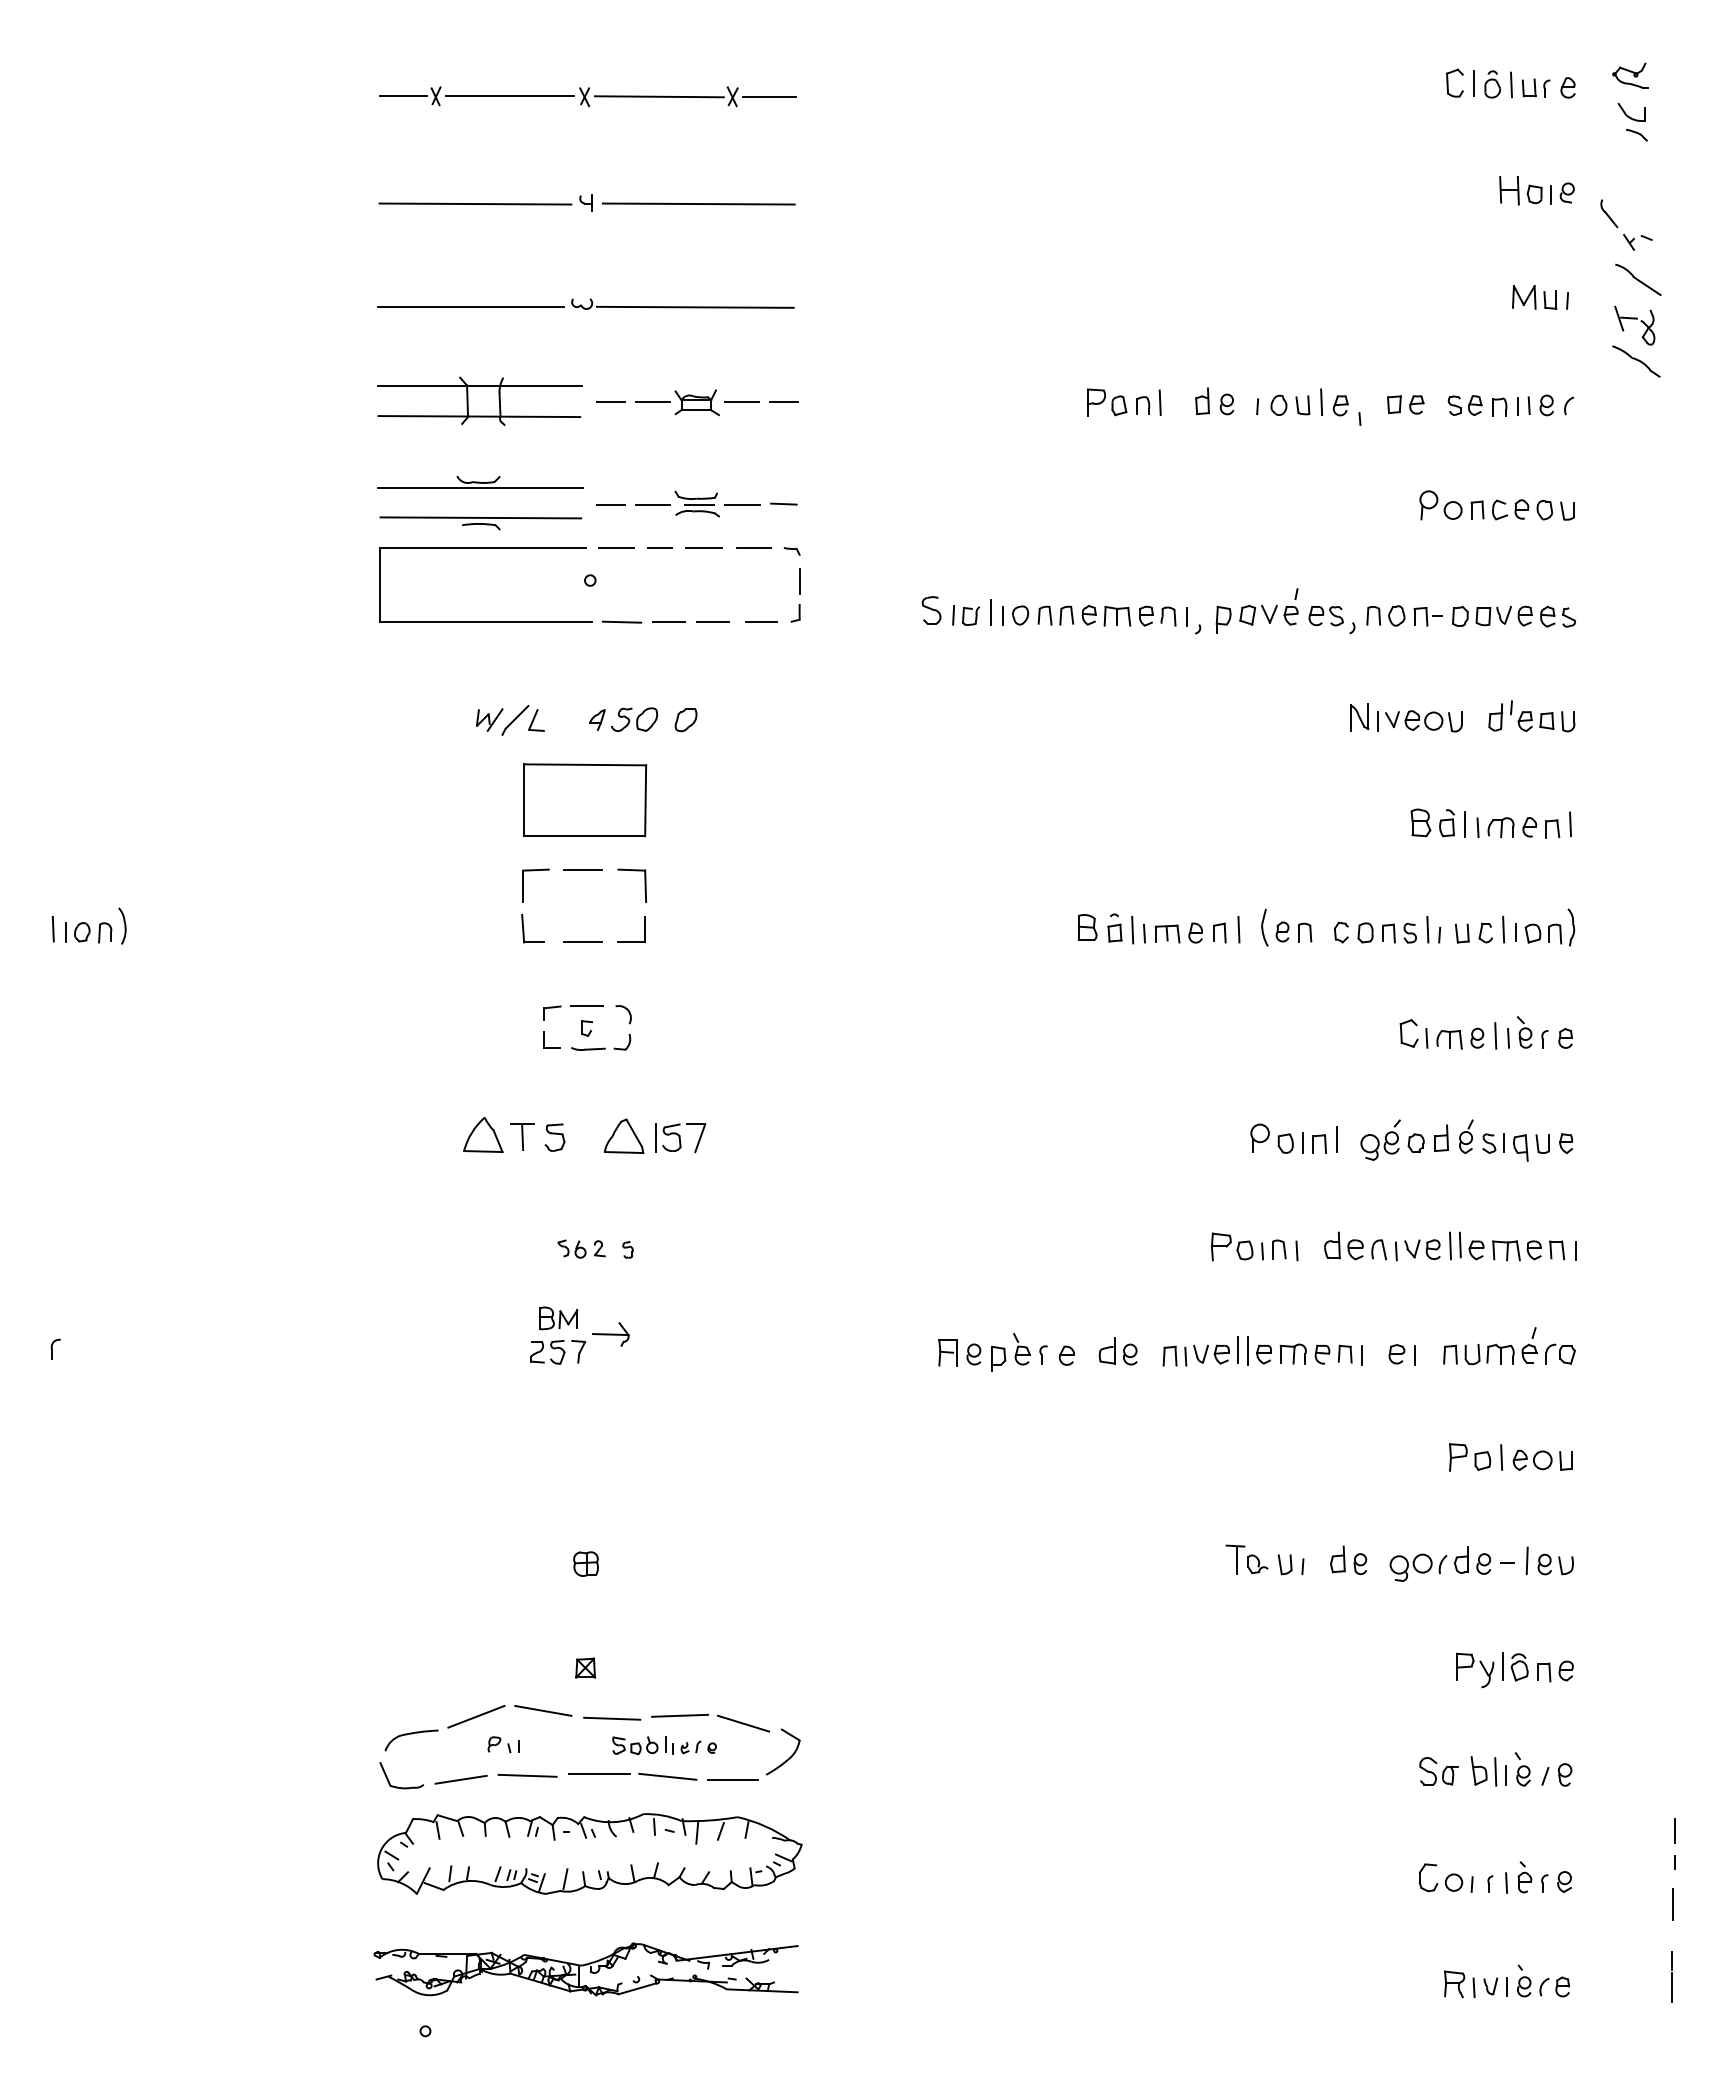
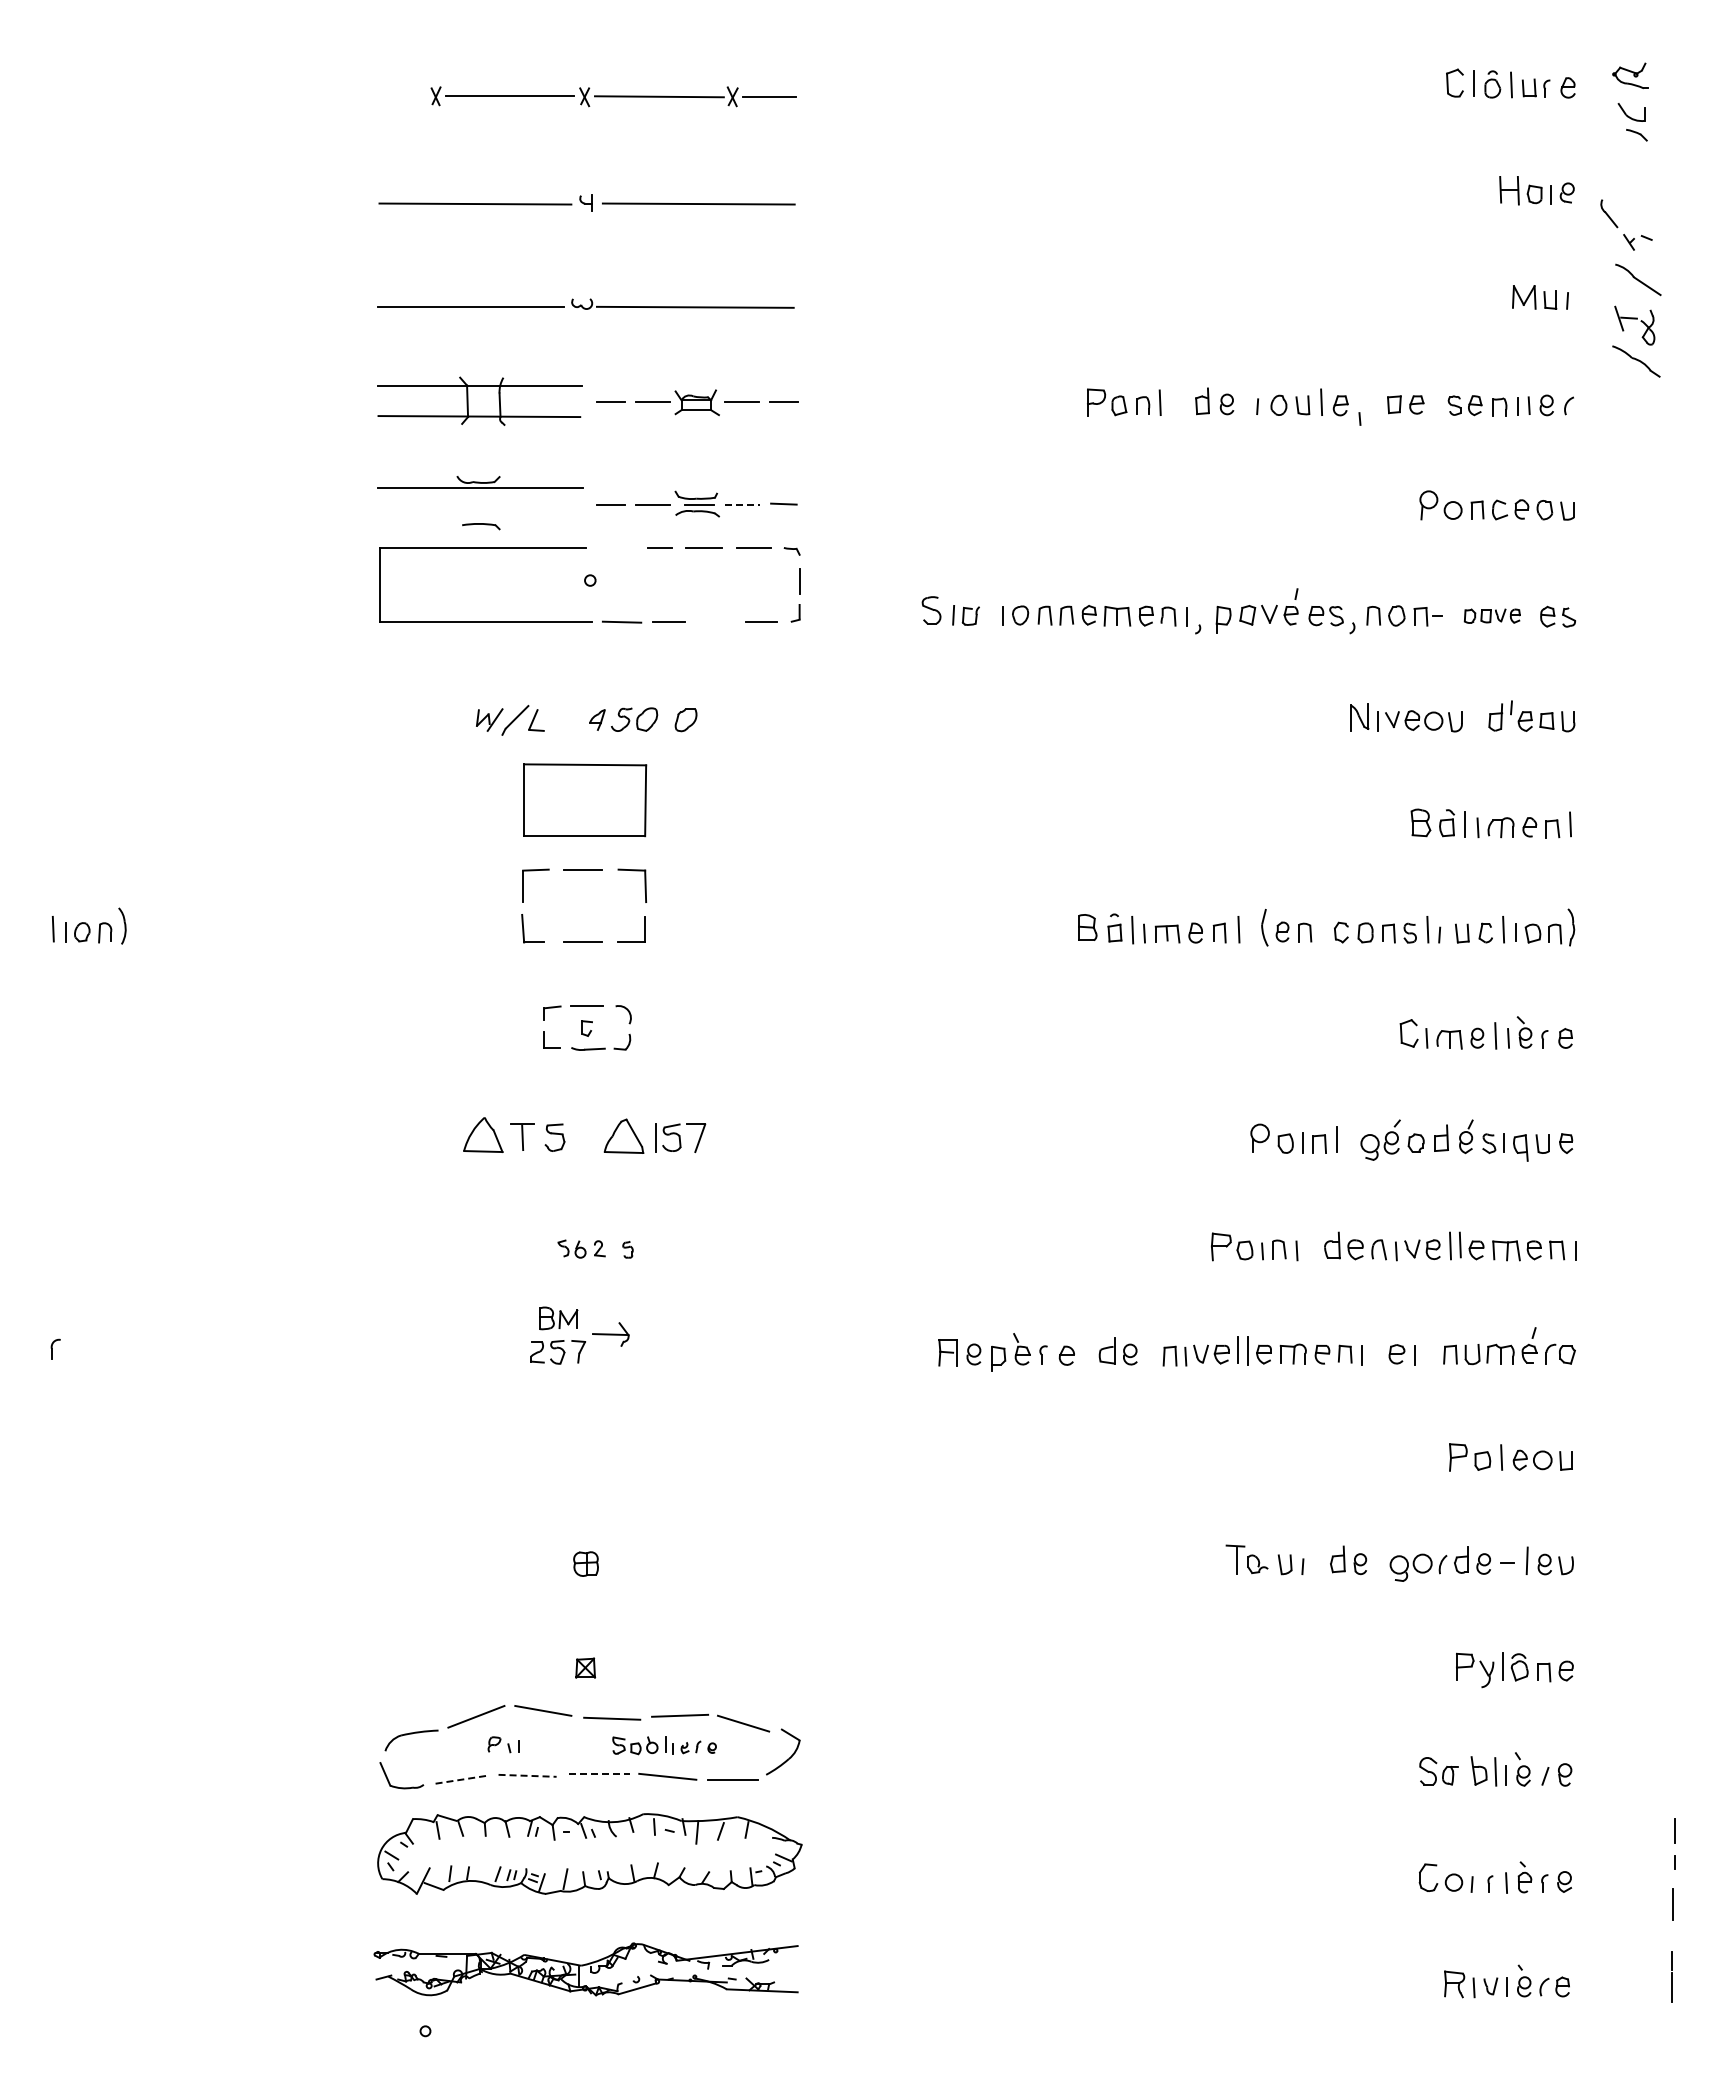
line: present -> none (402, 96)
line: solid -> dashed (742, 504)
line: present -> none (480, 517)
line: present -> none (616, 547)
line: present -> none (990, 612)
part size: 81x22 px -> 58x16 px (1491, 615)
line: present -> none (712, 621)
line: solid -> dashed (599, 1773)
line: solid -> dashed (528, 1775)
line: solid -> dashed (461, 1779)
